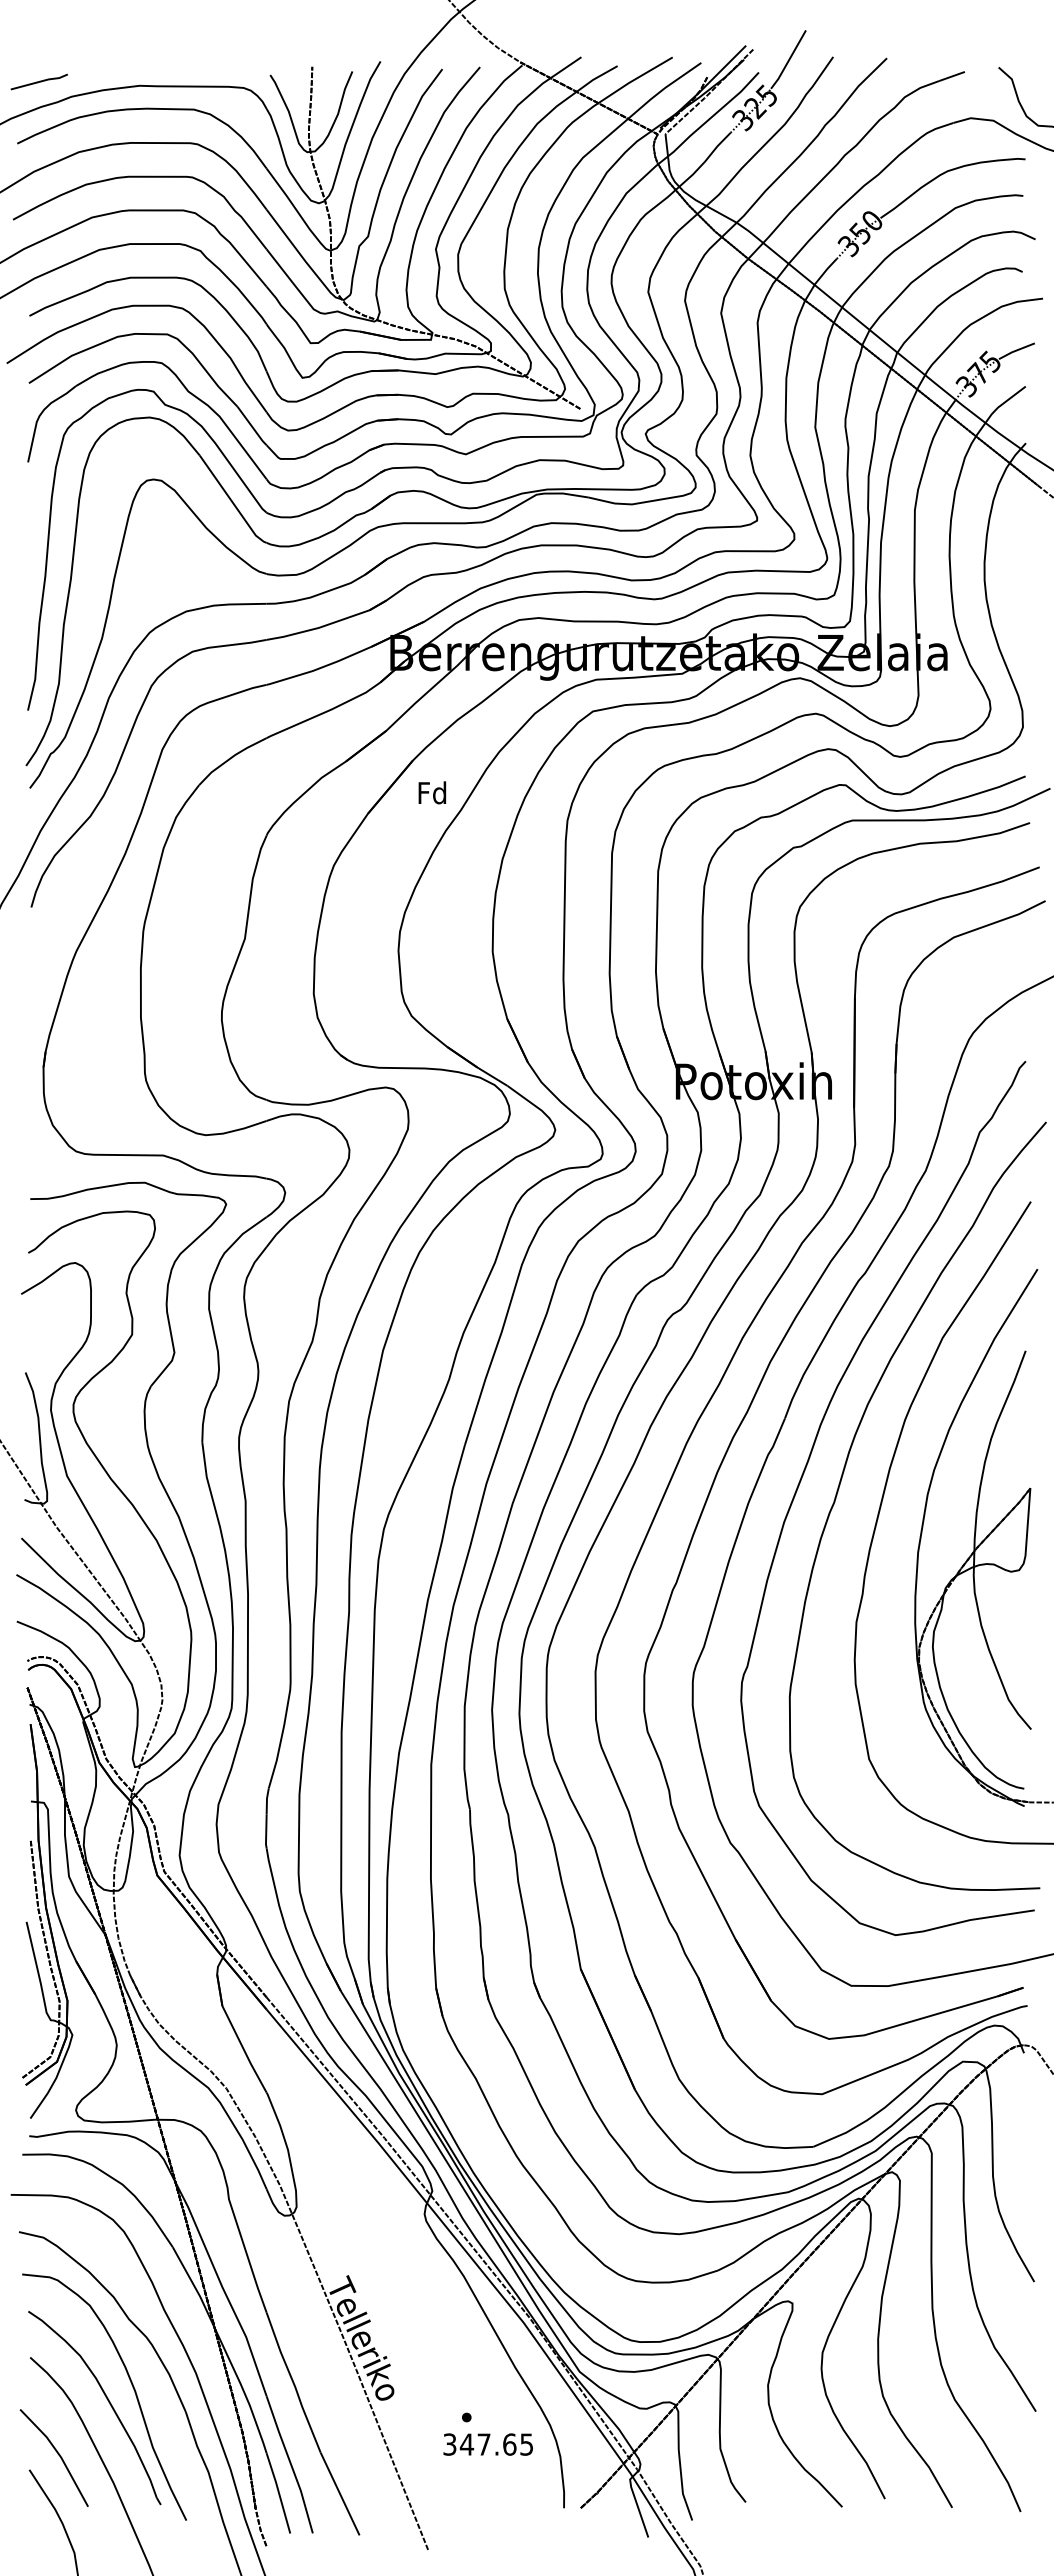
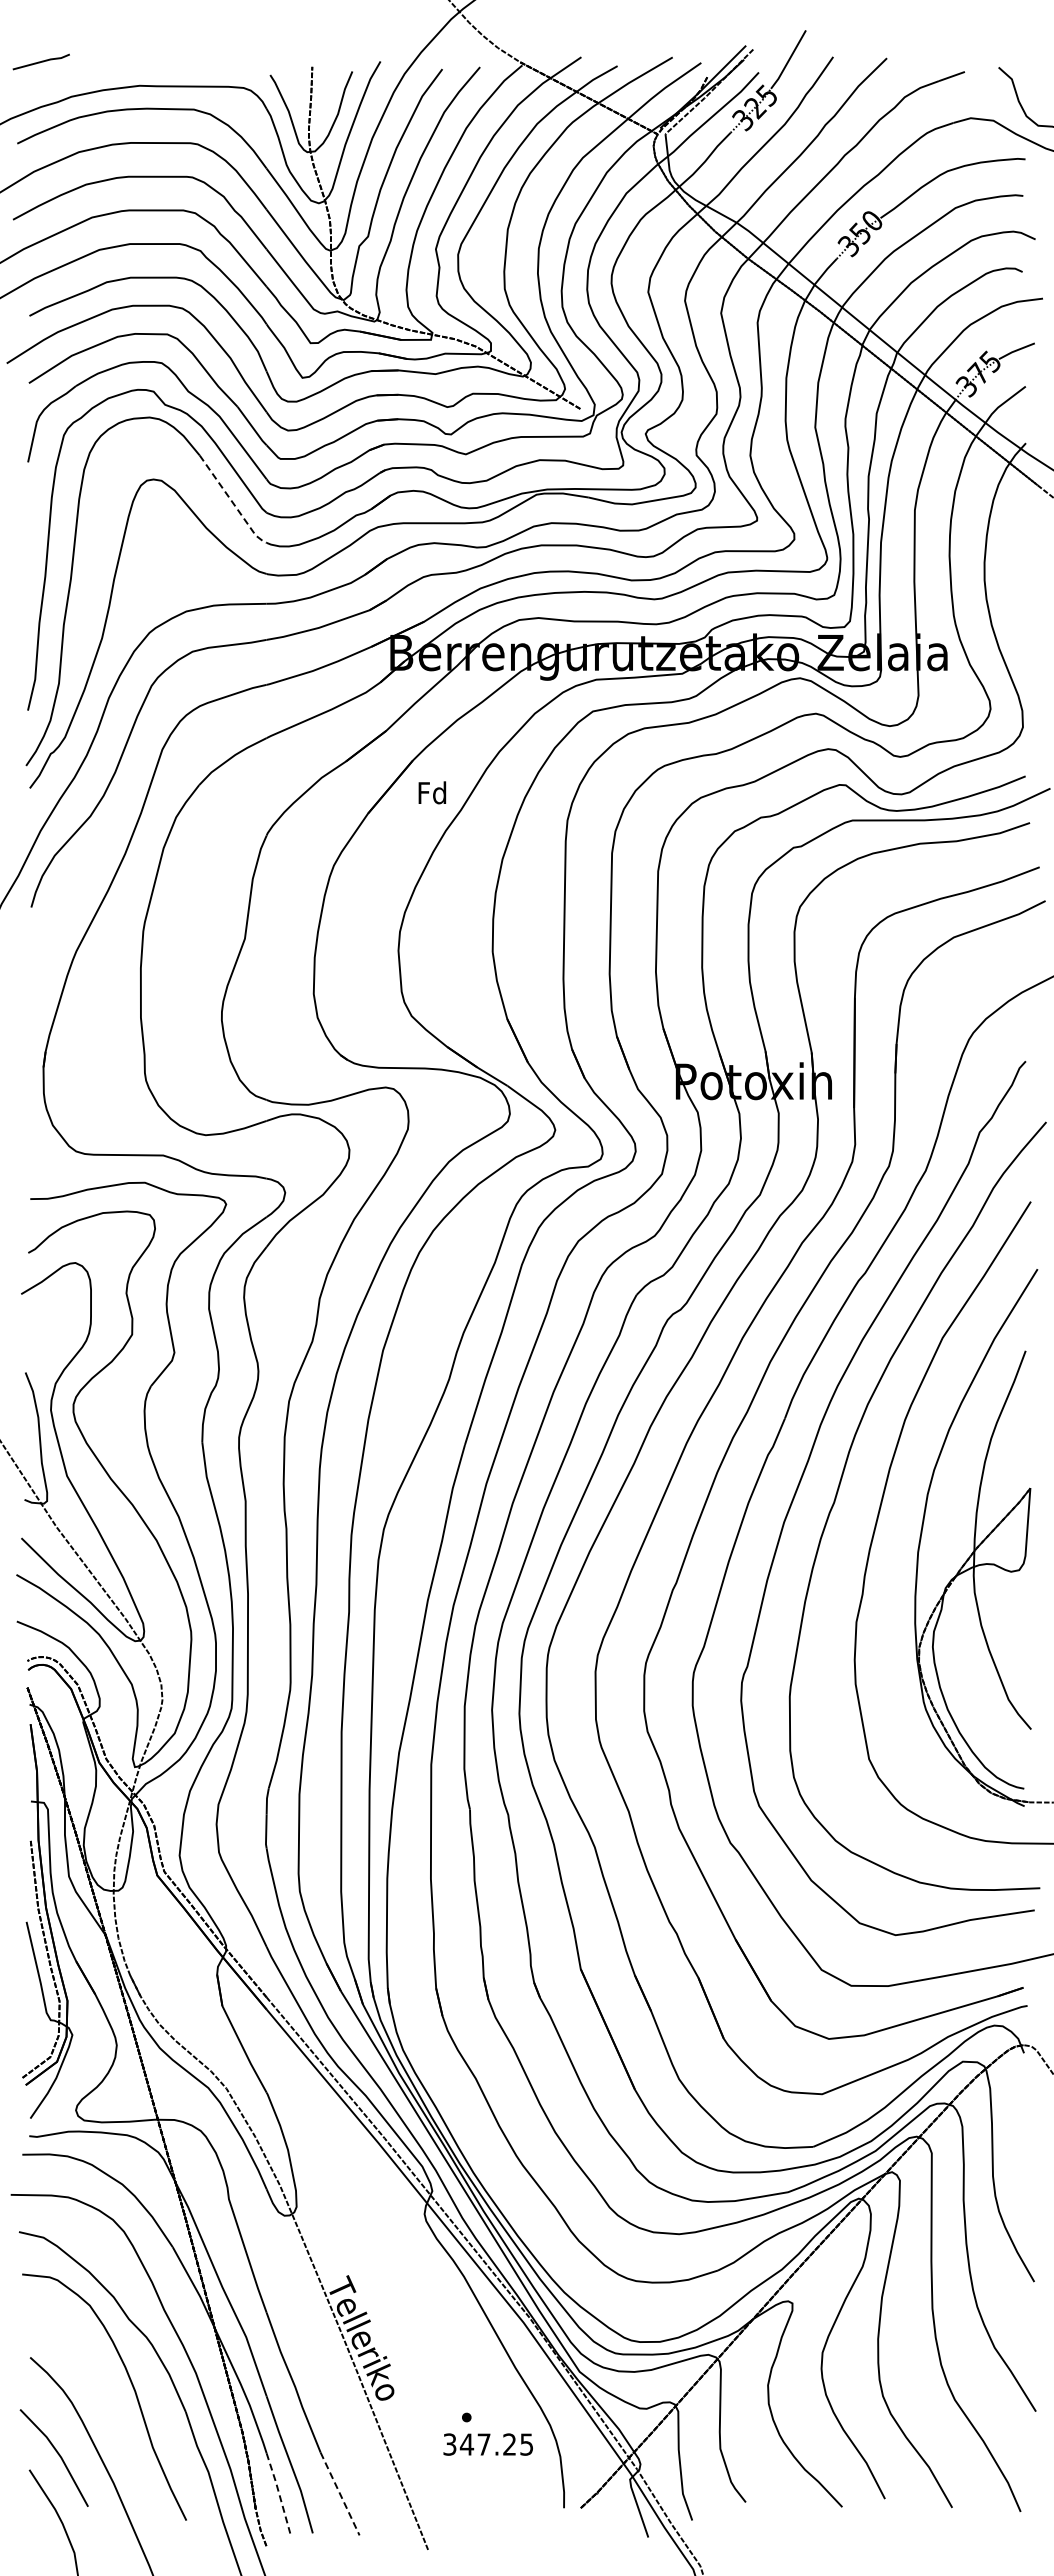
line position: (38, 81) -> (40, 61) (40, 61)
line: solid -> dashed (232, 502)
part: present -> none (106, 2399)
text: 347.65 -> 347.25 (509, 2444)
line: solid -> dashed (278, 2492)
line: solid -> dashed (340, 2494)
